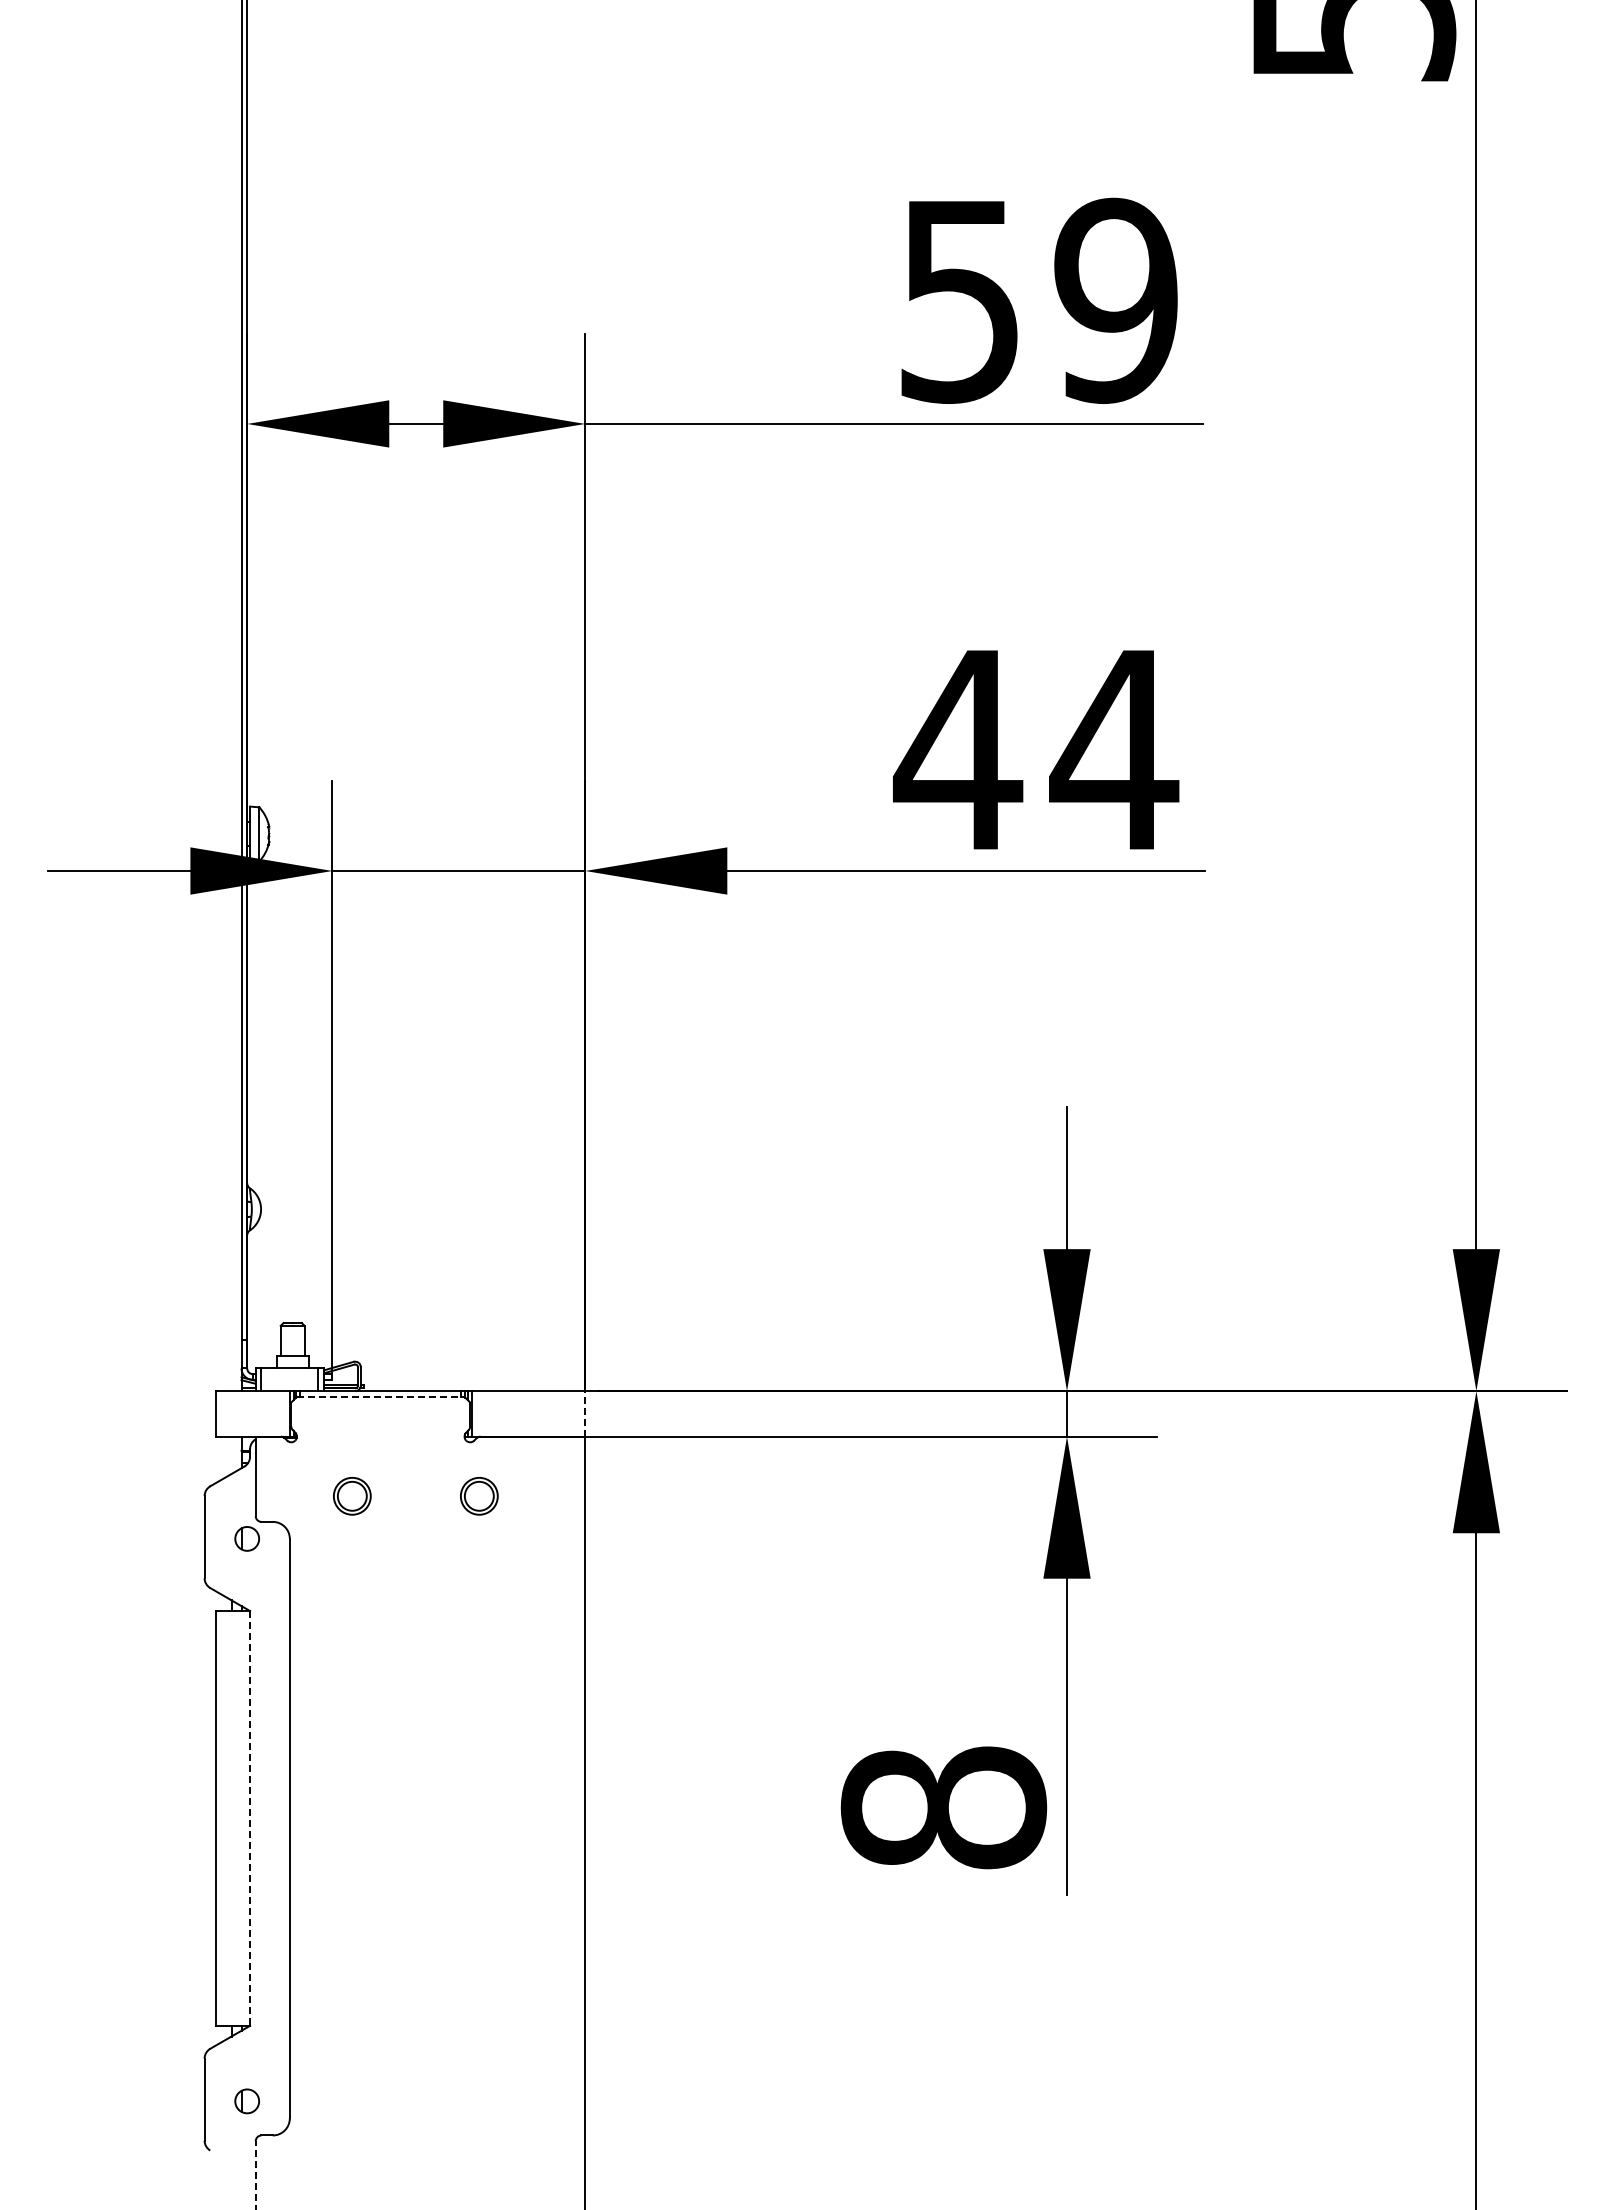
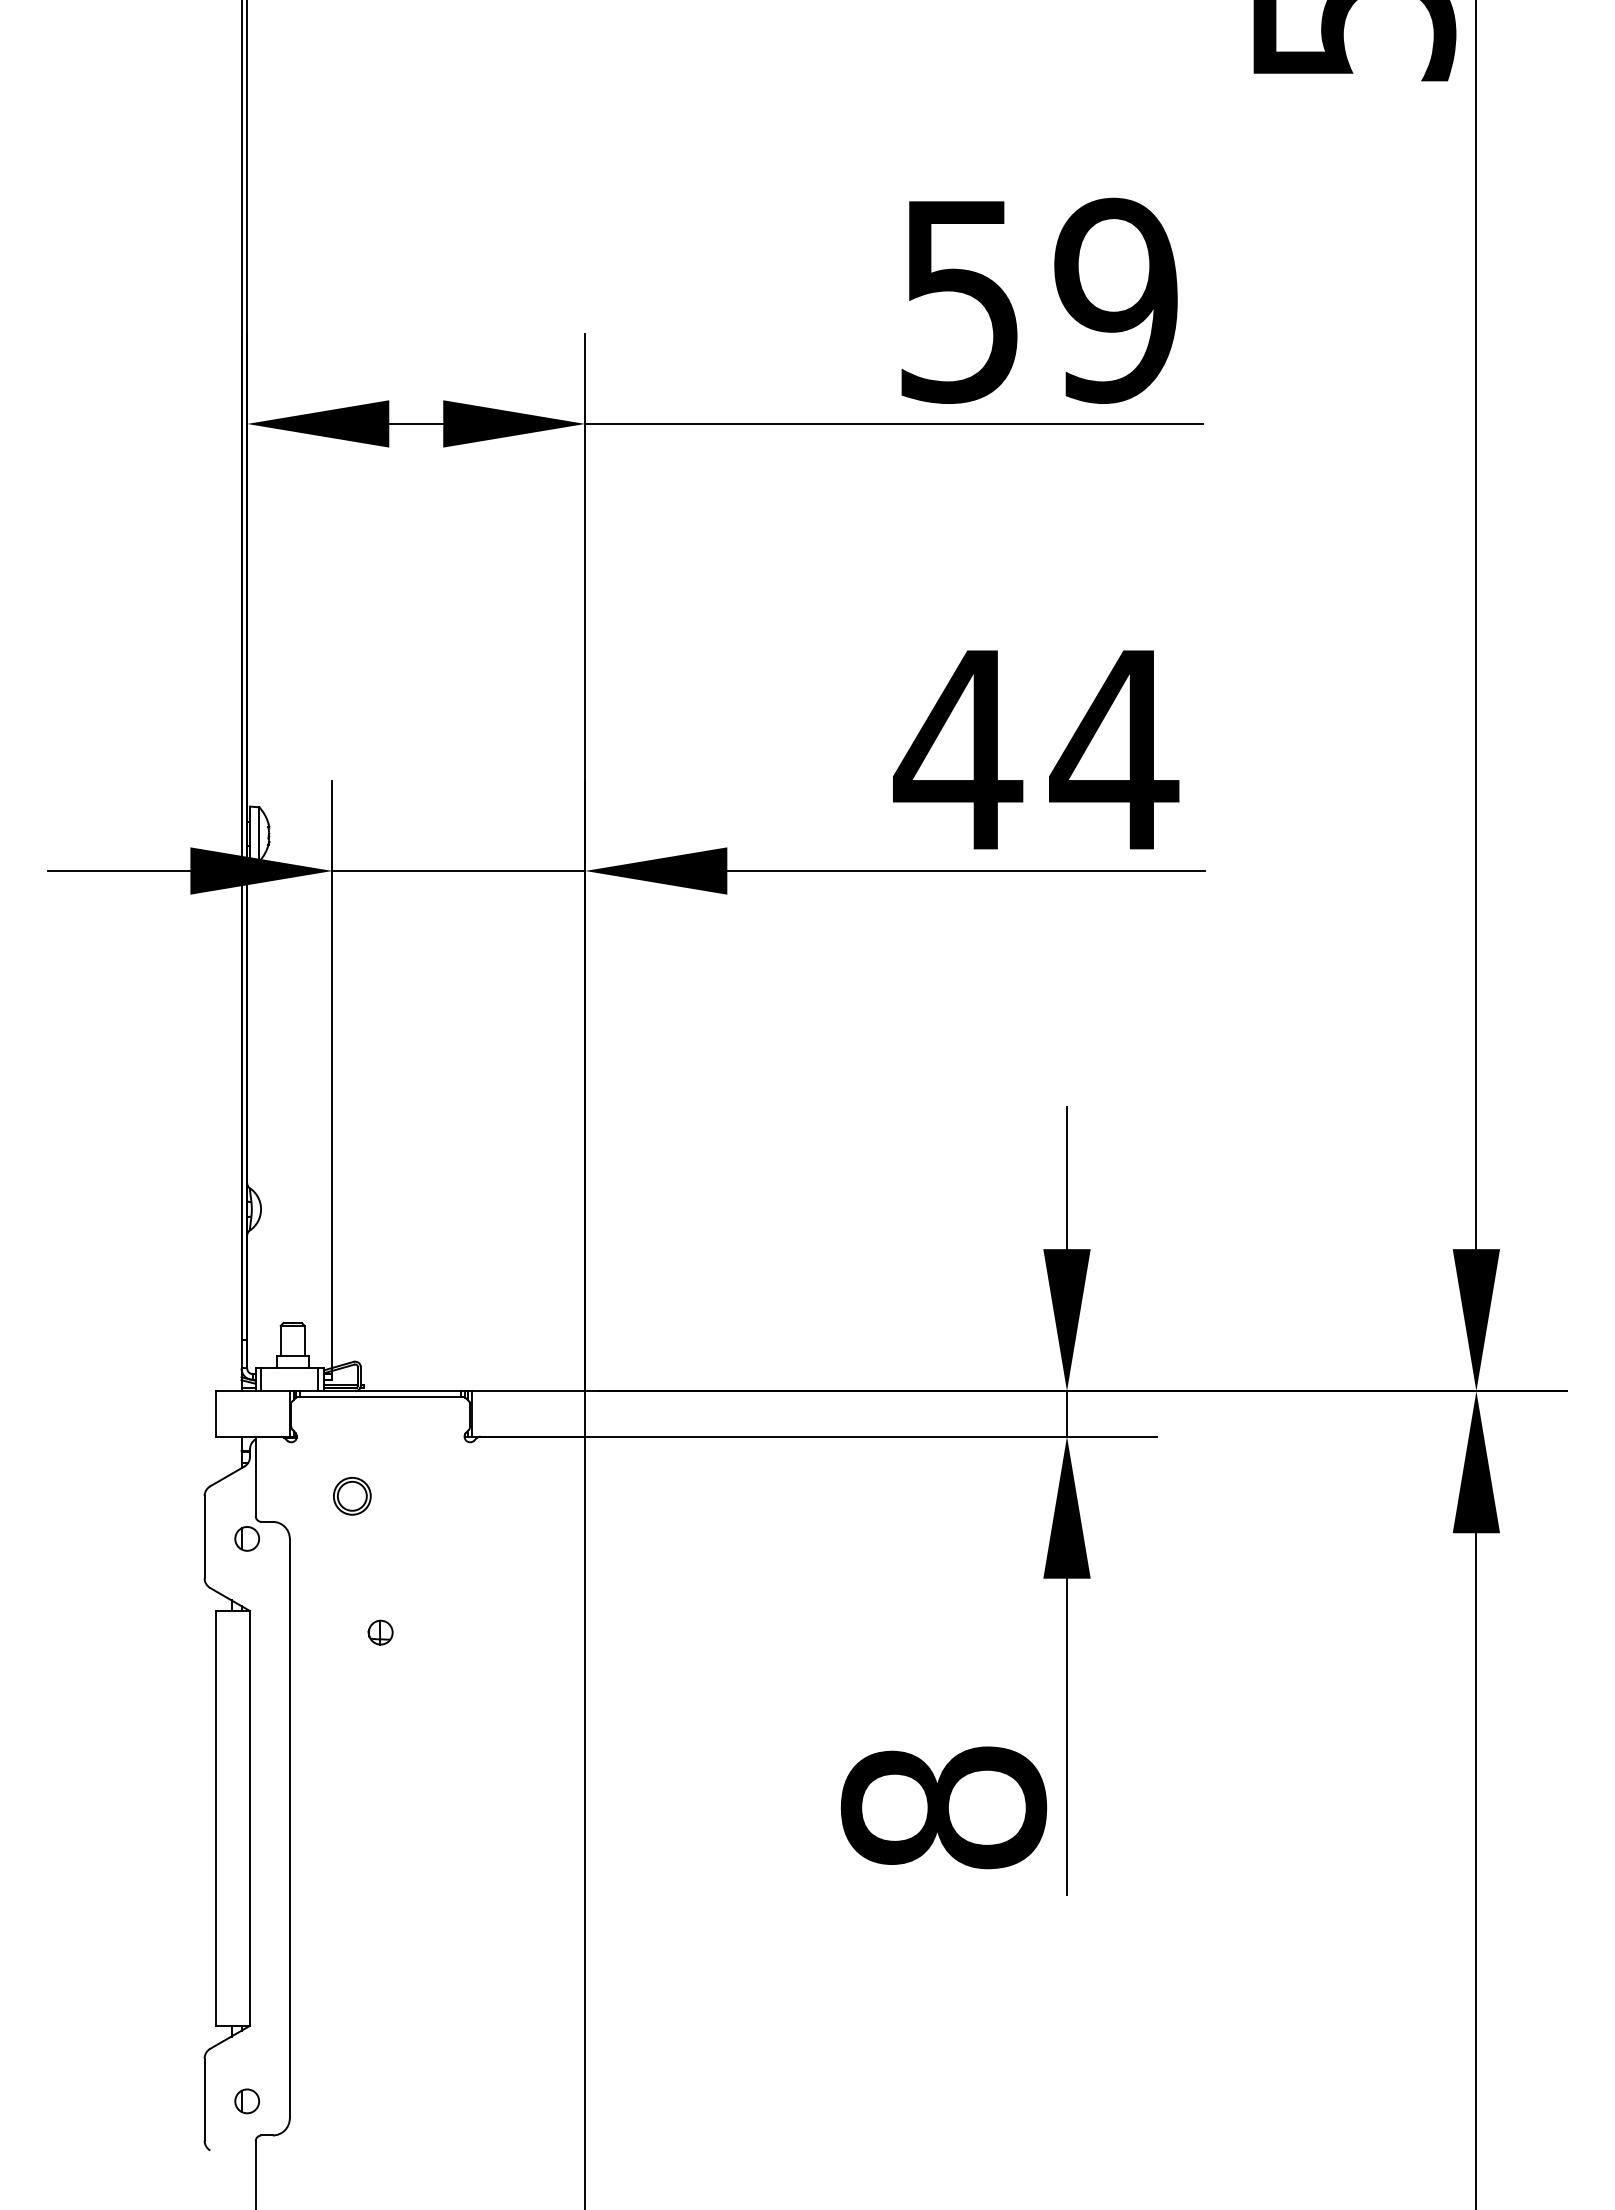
line: dashed -> solid (380, 1396)
line: dashed -> solid (585, 1413)
part: present -> none (479, 1496)
part: none -> present (380, 1632)
line: dashed -> solid (250, 1818)
line: dashed -> solid (255, 2175)
